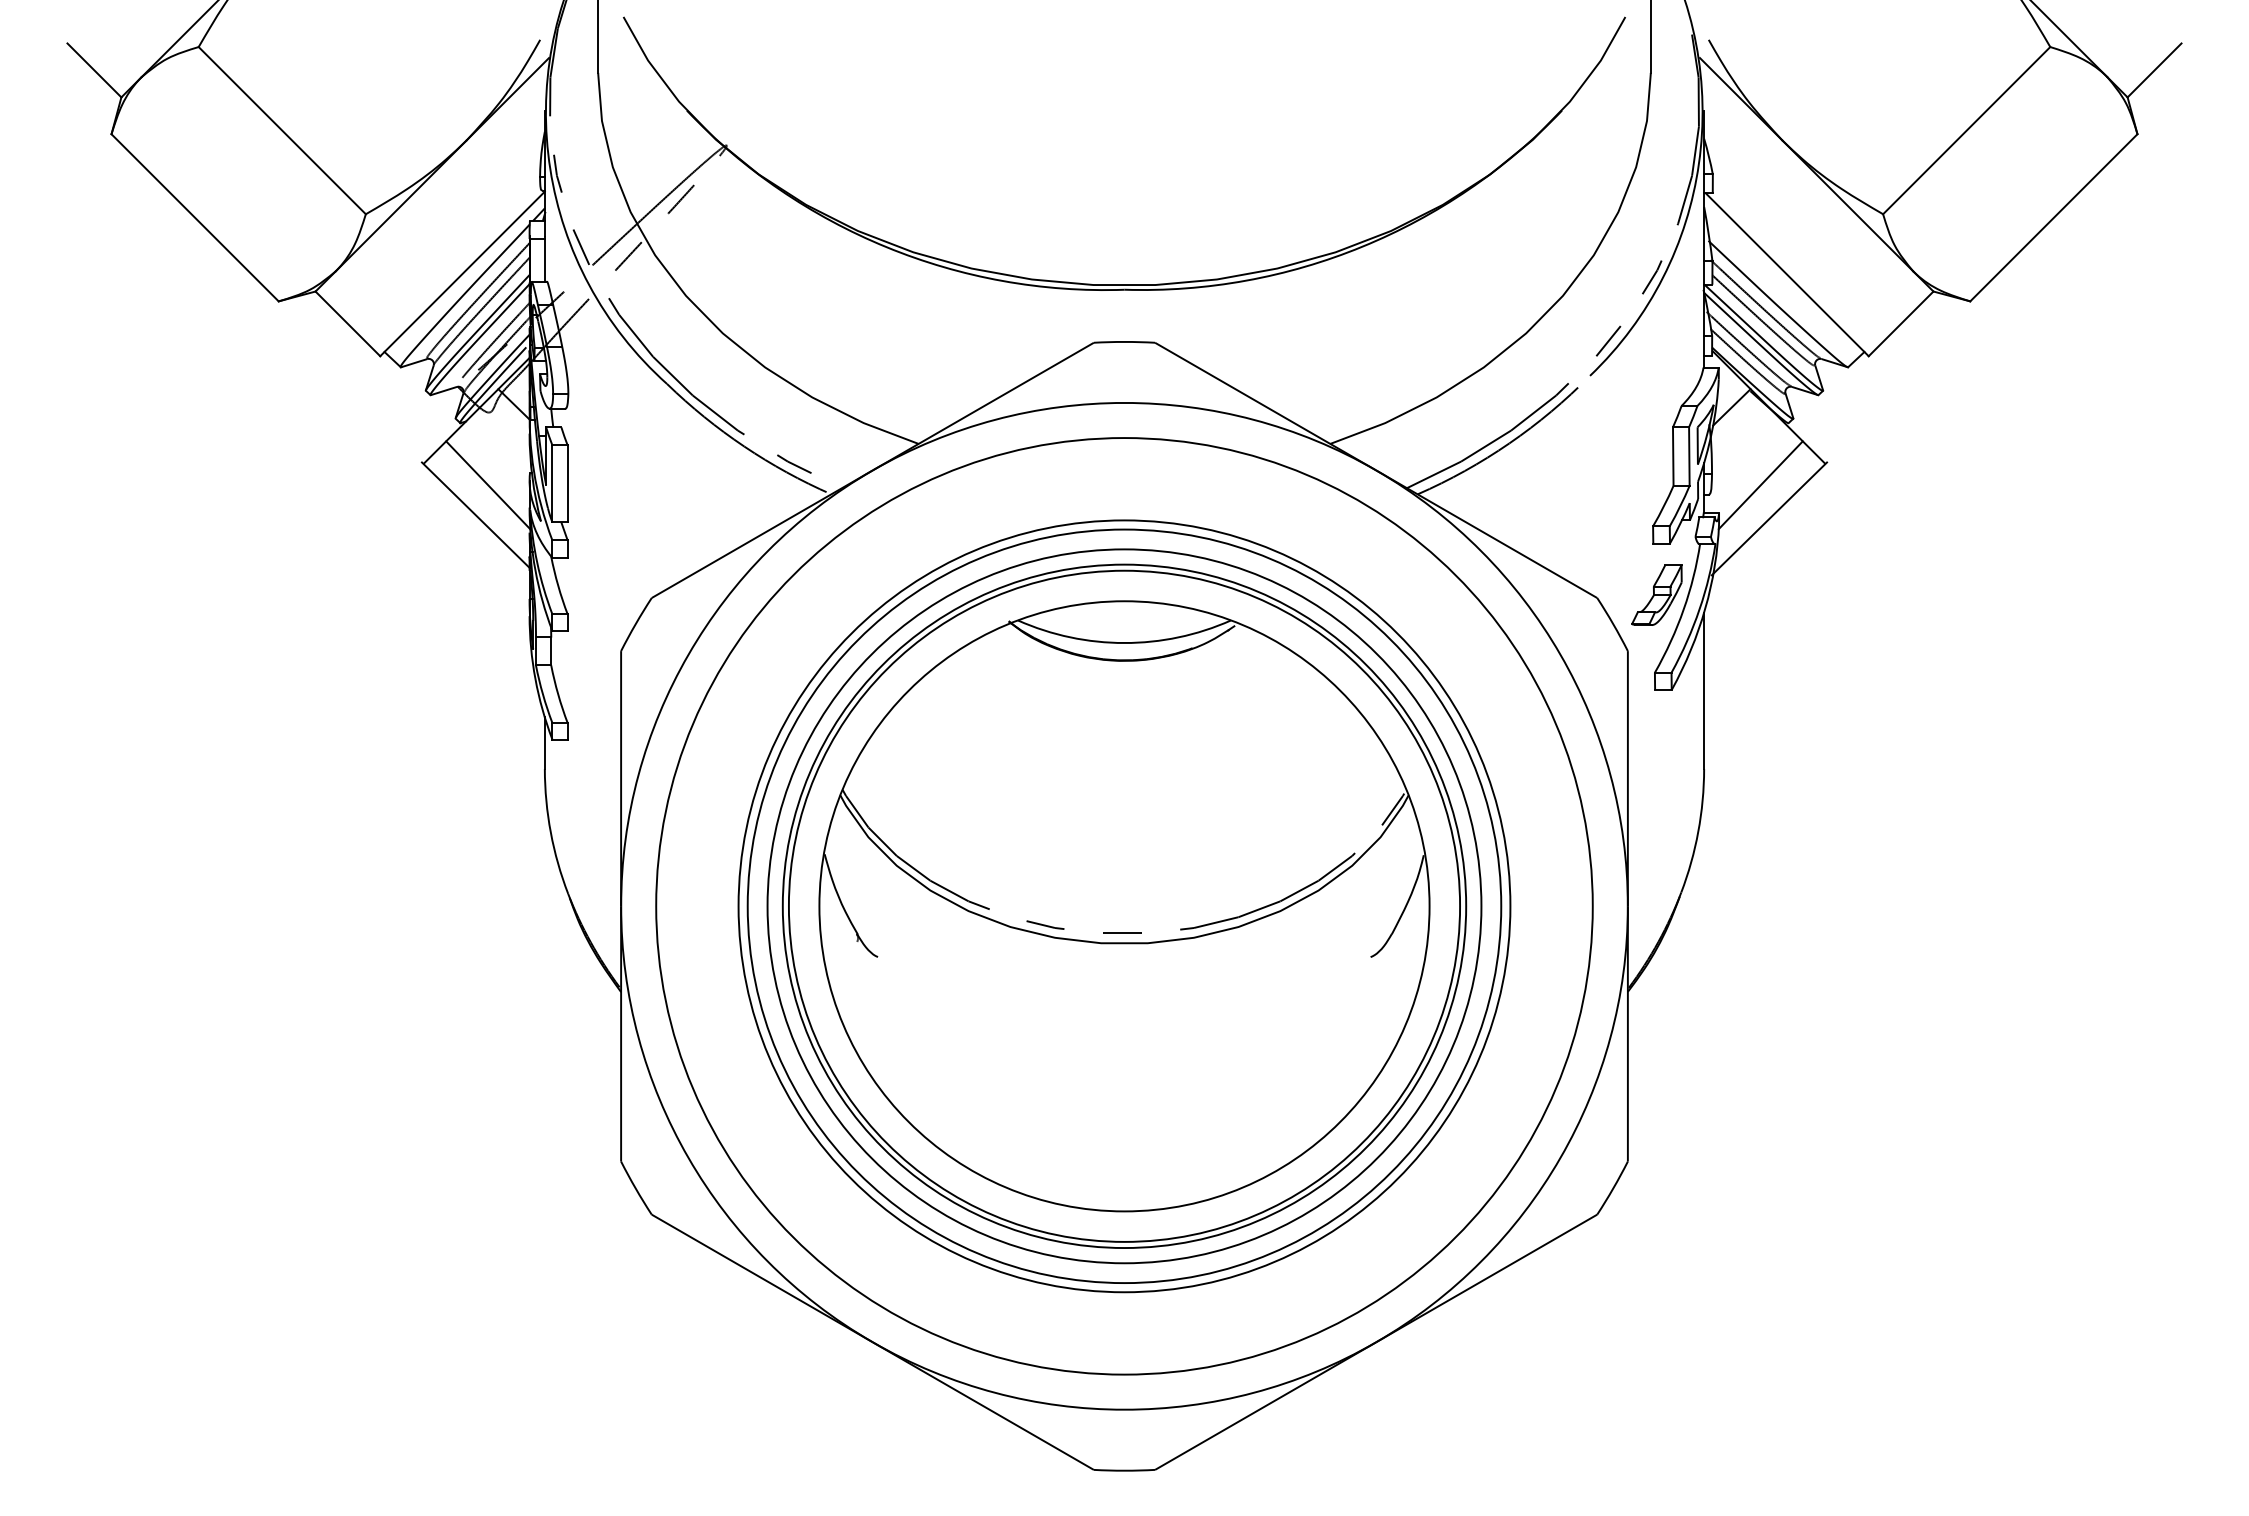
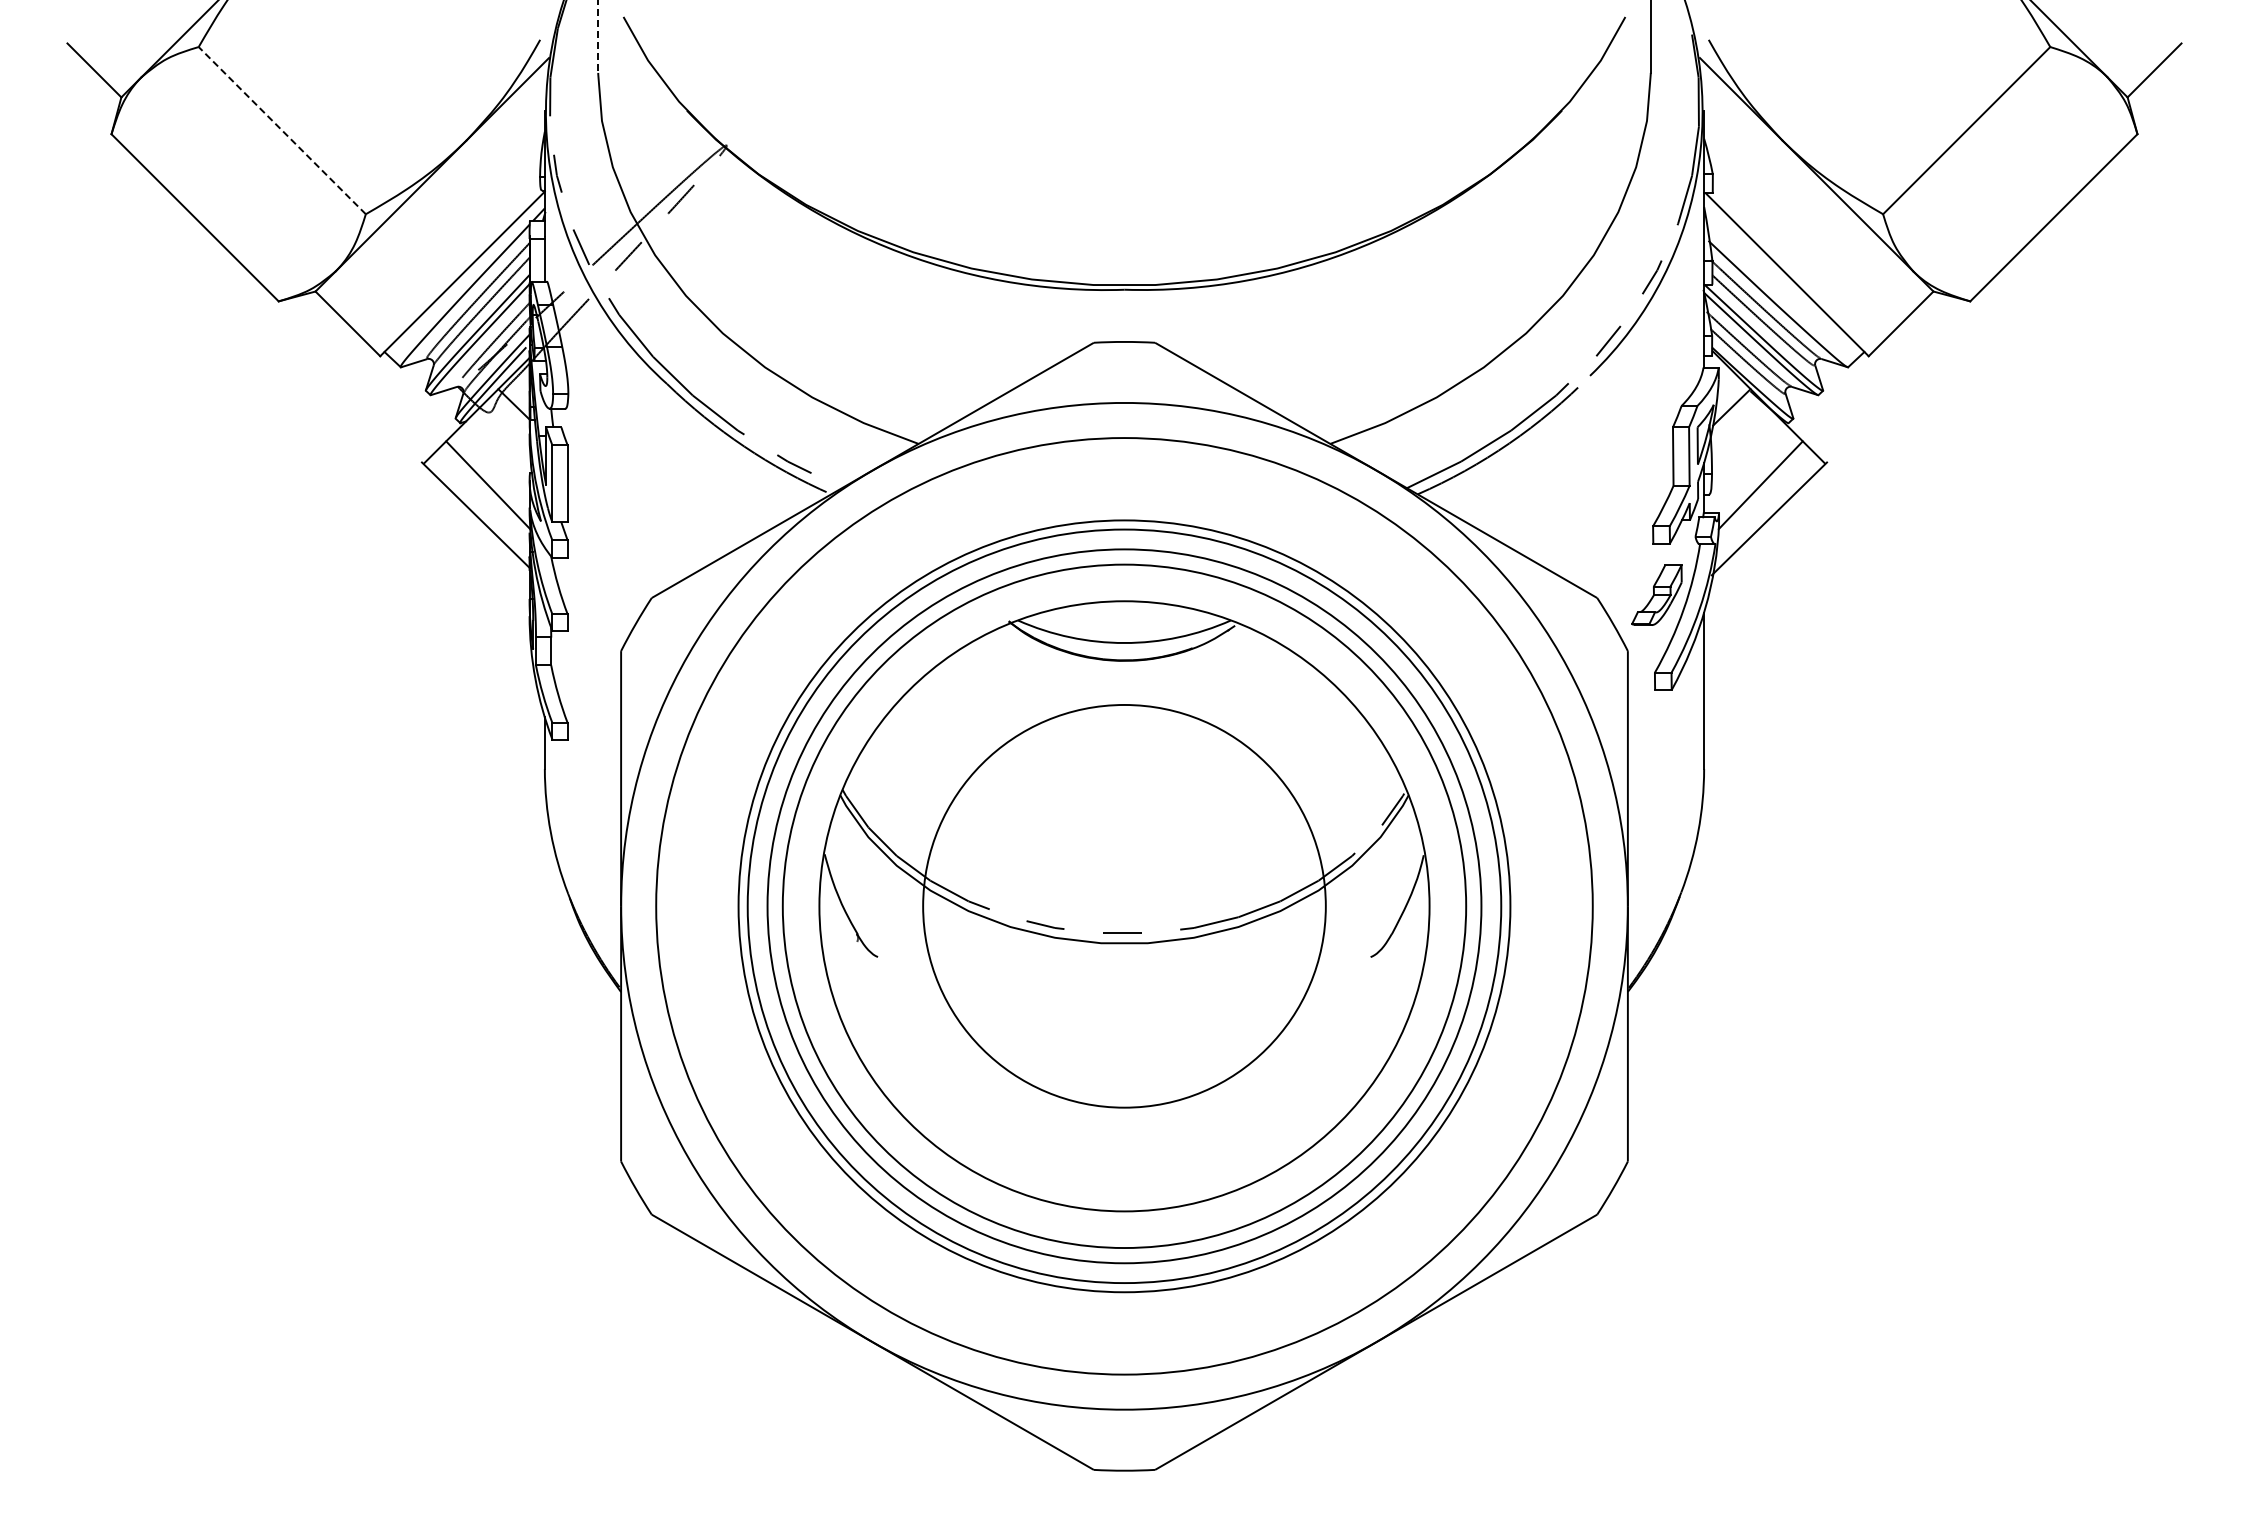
line: solid -> dashed (598, 37)
line: solid -> dashed (281, 130)
circle diameter: 671 px -> 403 px (1124, 905)
